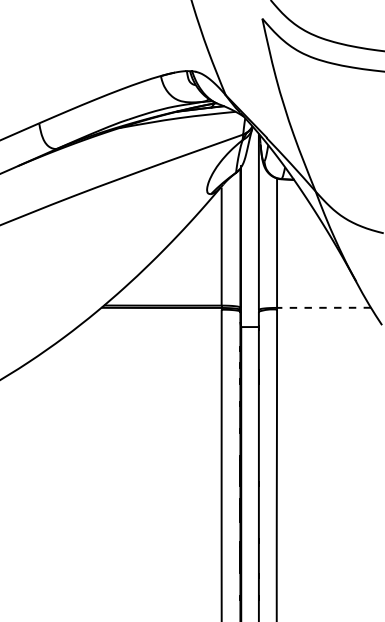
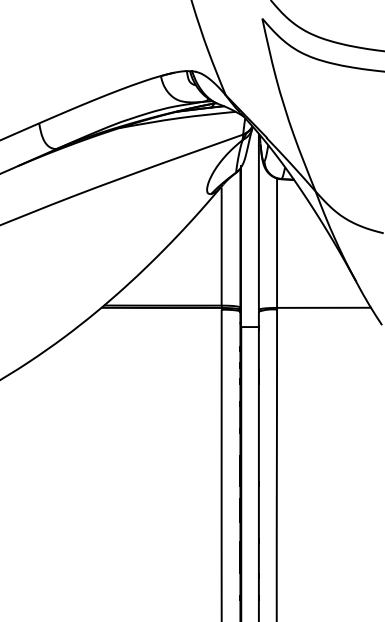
line: dashed -> solid (324, 307)
